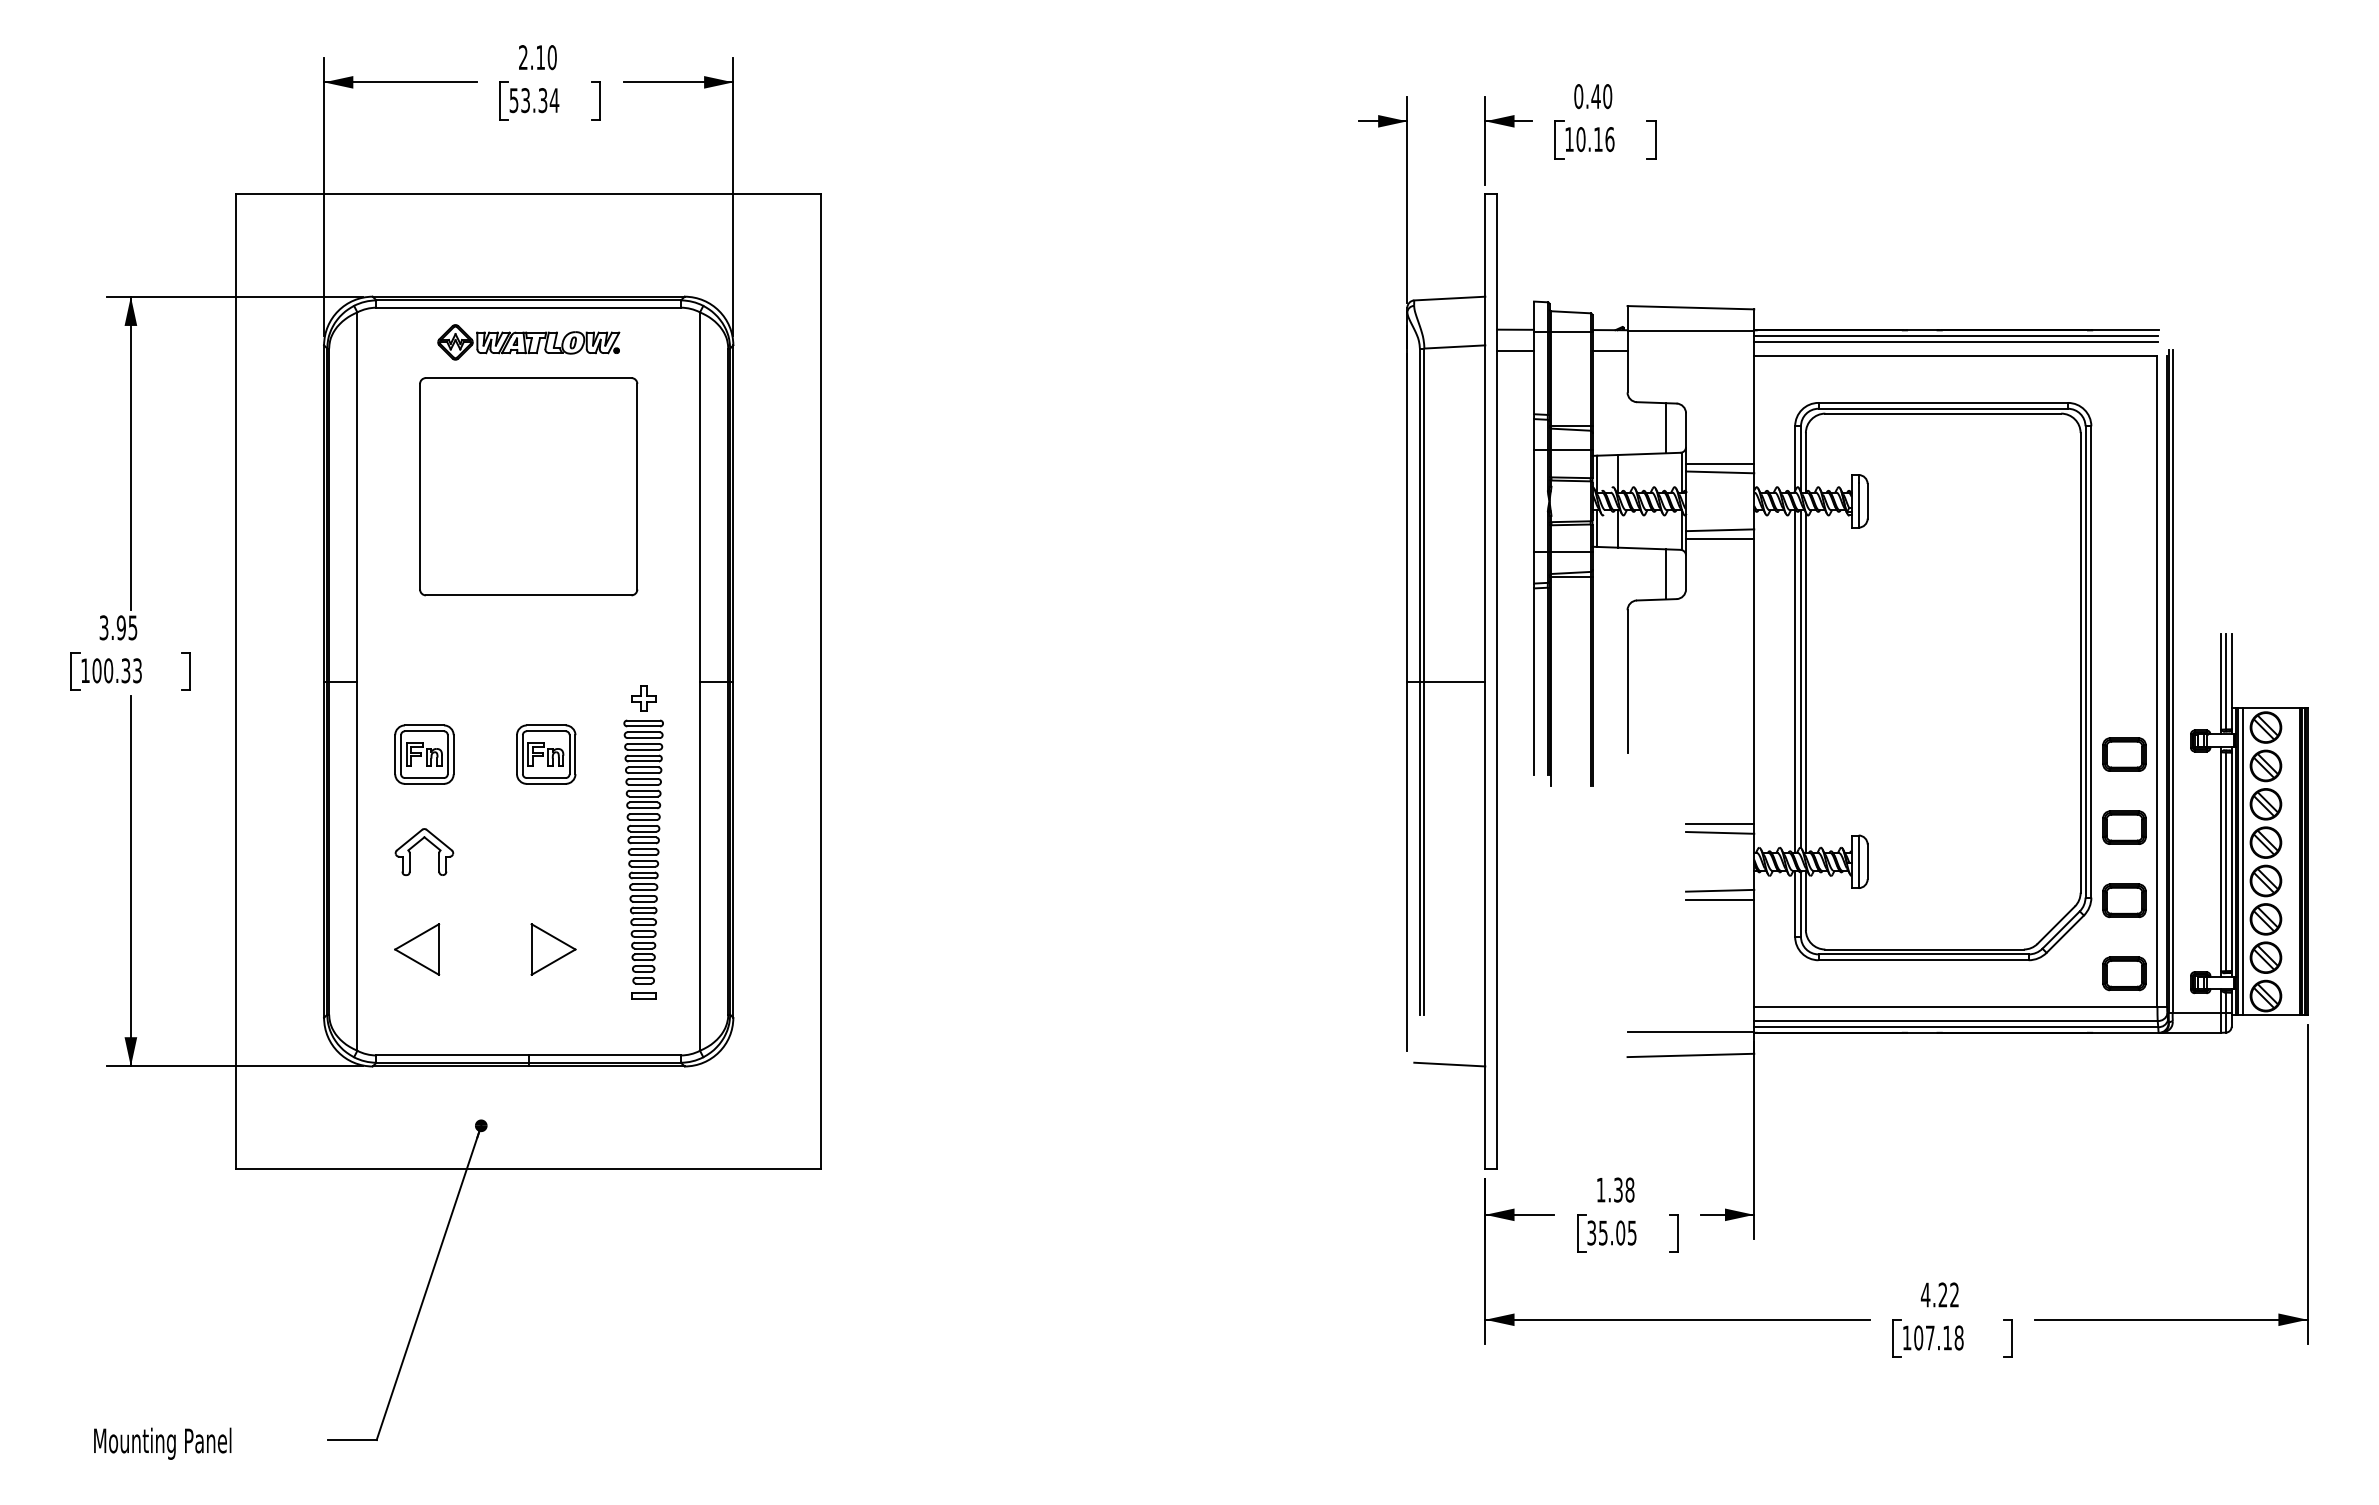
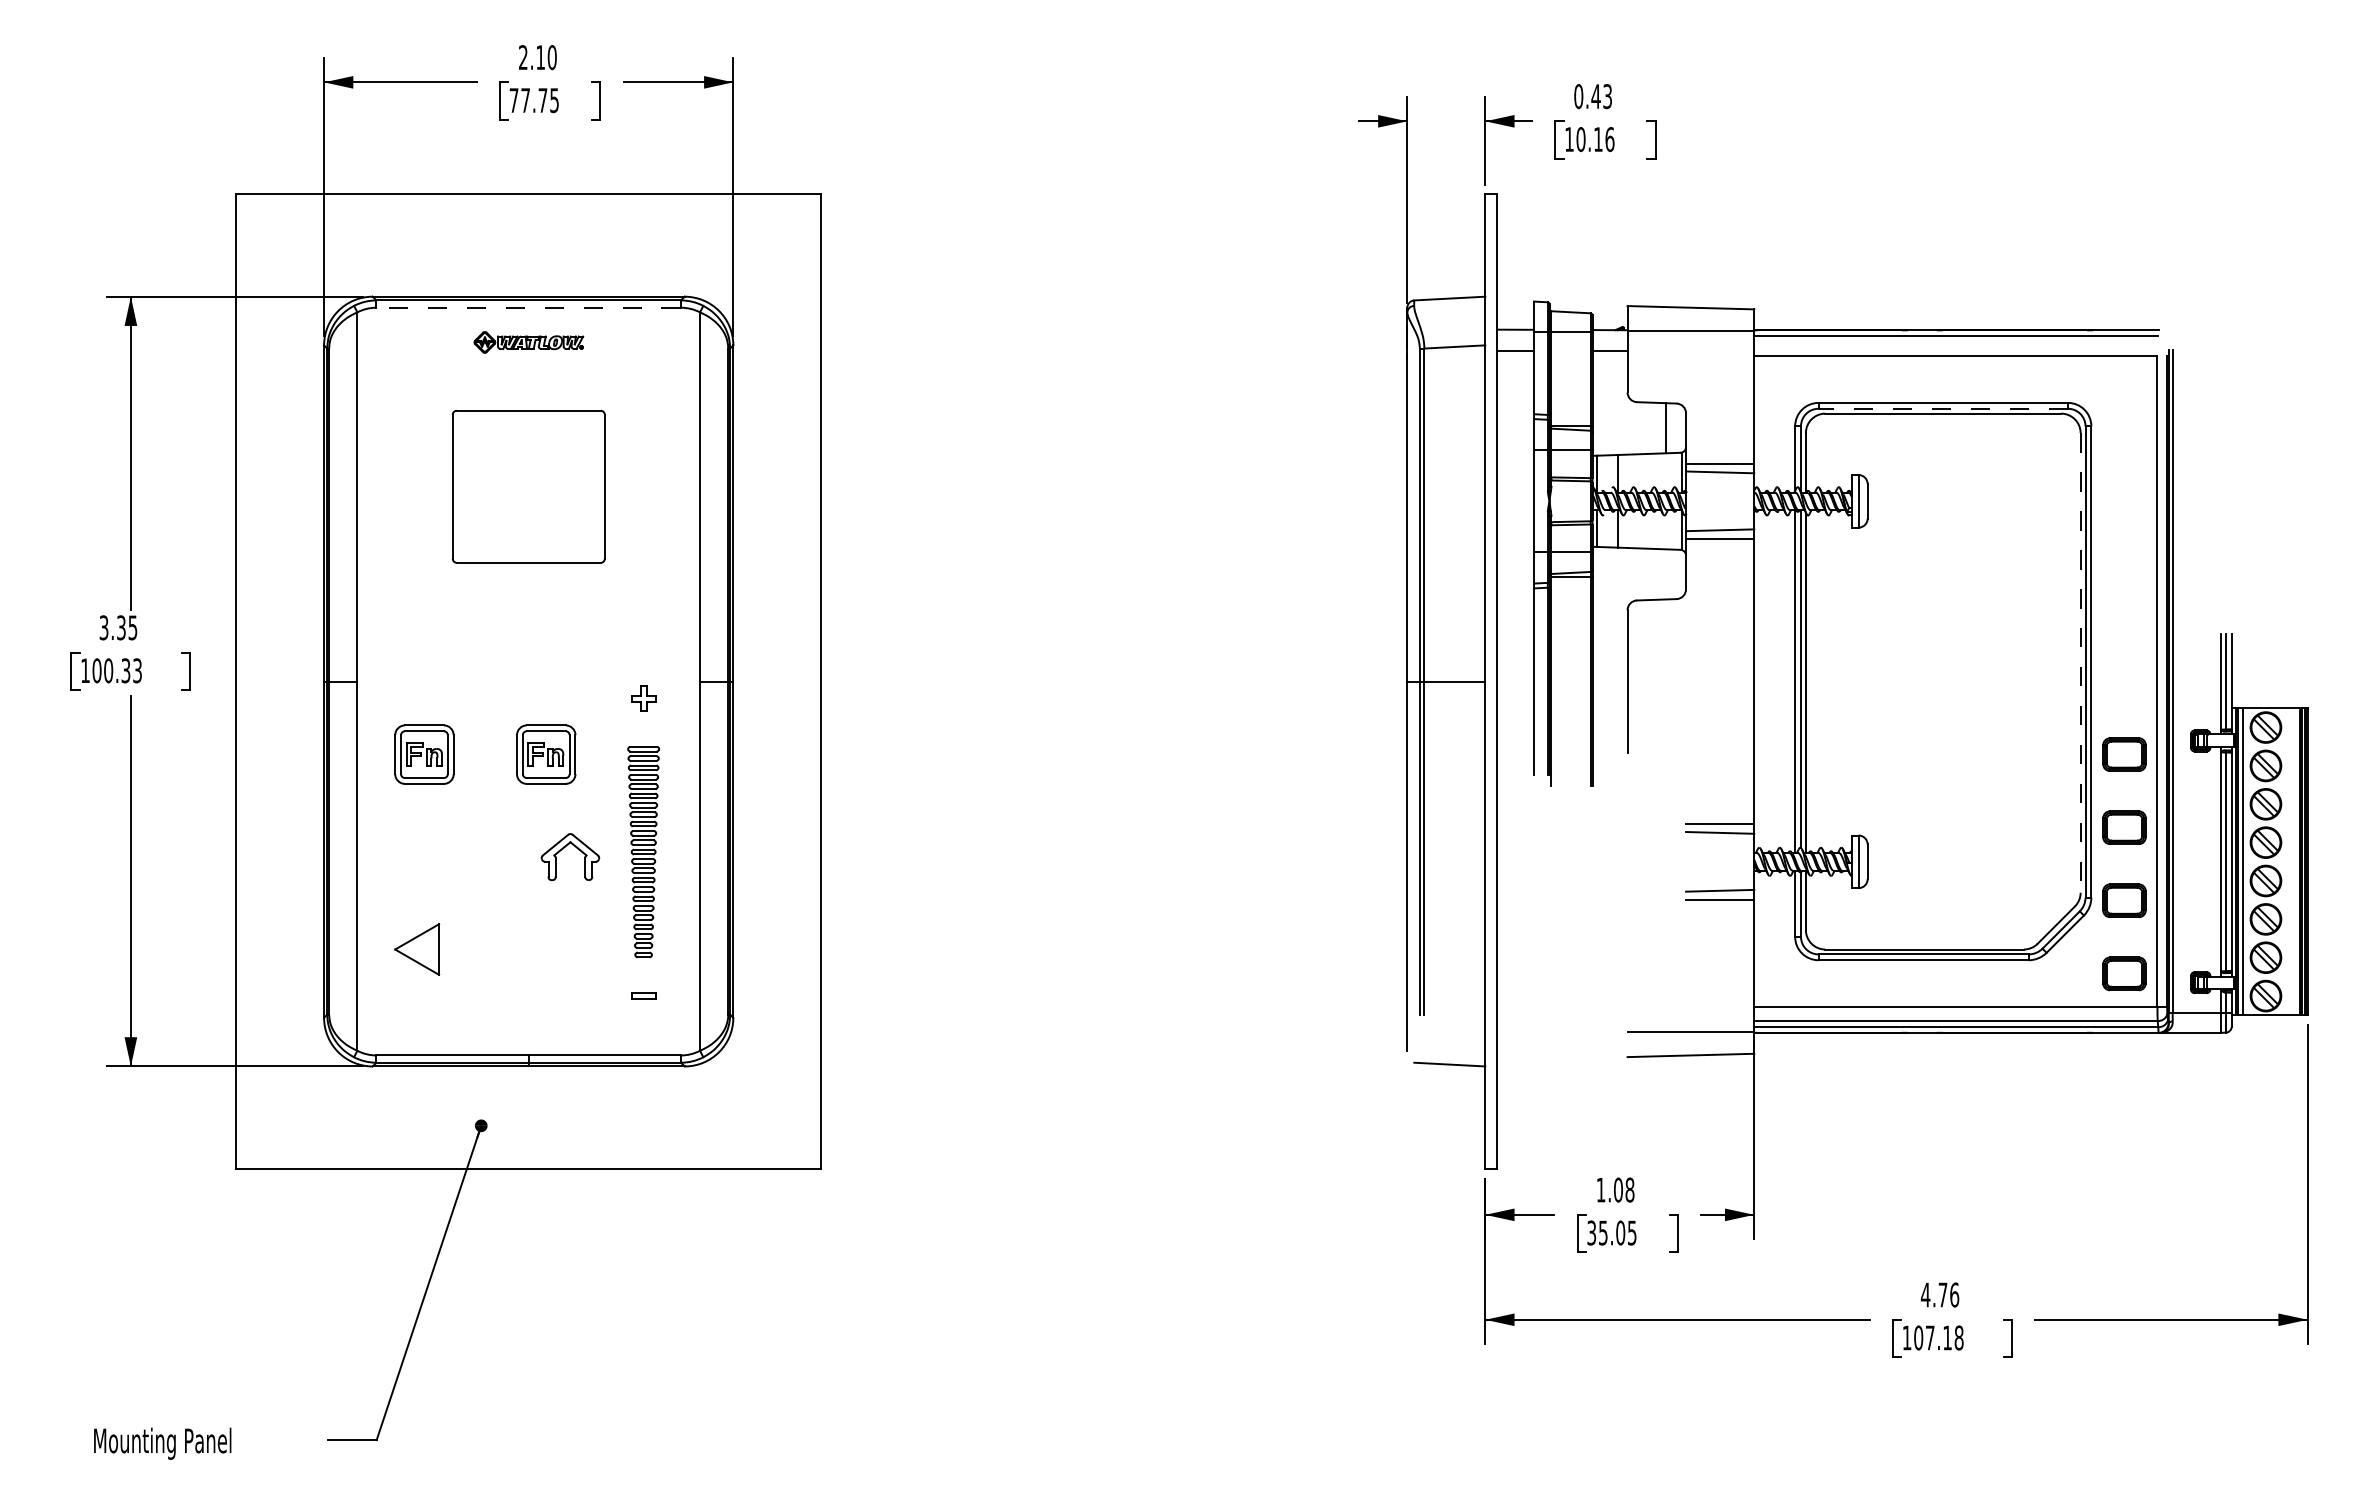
text: 0.40 -> 0.43 (1607, 96)
text: 53.34 -> 77.75 (534, 100)
line: solid -> dashed (528, 307)
part size: 184x37 px -> 112x23 px (528, 342)
line: present -> none (1955, 342)
line: solid -> dashed (1943, 408)
part size: 220x220 px -> 155x155 px (528, 486)
line: present -> none (1665, 574)
text: 3.95 -> 3.35 (120, 627)
line: solid -> dashed (2080, 662)
part position: (417, 844) -> (563, 849) (563, 849)
part size: 41x266 px -> 33x213 px (643, 852)
part: present -> none (553, 949)
text: 1.38 -> 1.08 (1618, 1189)
text: 4.22 -> 4.76 (1948, 1294)
